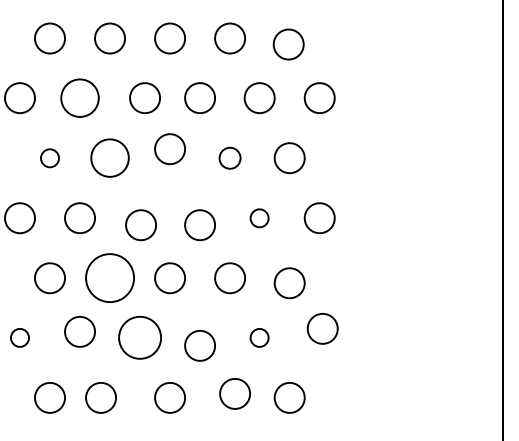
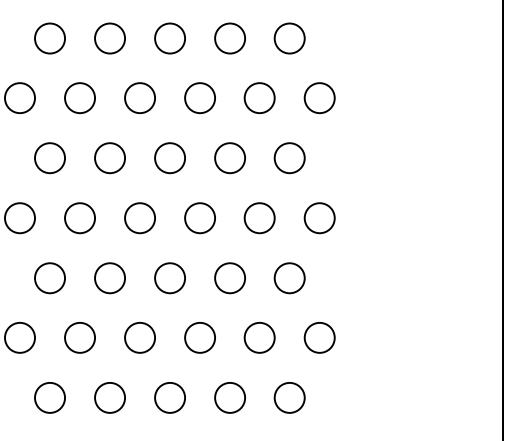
part position: (288, 44) -> (289, 38) (289, 38)
part size: 40x40 px -> 32x32 px (79, 97)
part position: (144, 97) -> (139, 97) (139, 97)
part position: (169, 149) -> (169, 158) (169, 158)
part size: 40x40 px -> 32x33 px (109, 158)
part size: 24x24 px -> 32x33 px (229, 158)
part size: 20x21 px -> 32x33 px (49, 158)
part size: 21x21 px -> 33x33 px (259, 218)
part position: (140, 225) -> (139, 218) (139, 218)
part position: (199, 225) -> (199, 218) (199, 218)
part size: 50x50 px -> 32x33 px (109, 278)
part position: (289, 283) -> (289, 278) (289, 278)
part position: (322, 328) -> (319, 337) (319, 337)
part position: (79, 331) -> (79, 337) (79, 337)
part size: 20x20 px -> 32x32 px (19, 337)
part size: 44x45 px -> 32x32 px (139, 337)
part size: 21x20 px -> 33x32 px (259, 337)
part position: (199, 345) -> (199, 337) (199, 337)
part position: (234, 393) -> (229, 397) (229, 397)
part position: (100, 397) -> (109, 397) (109, 397)
